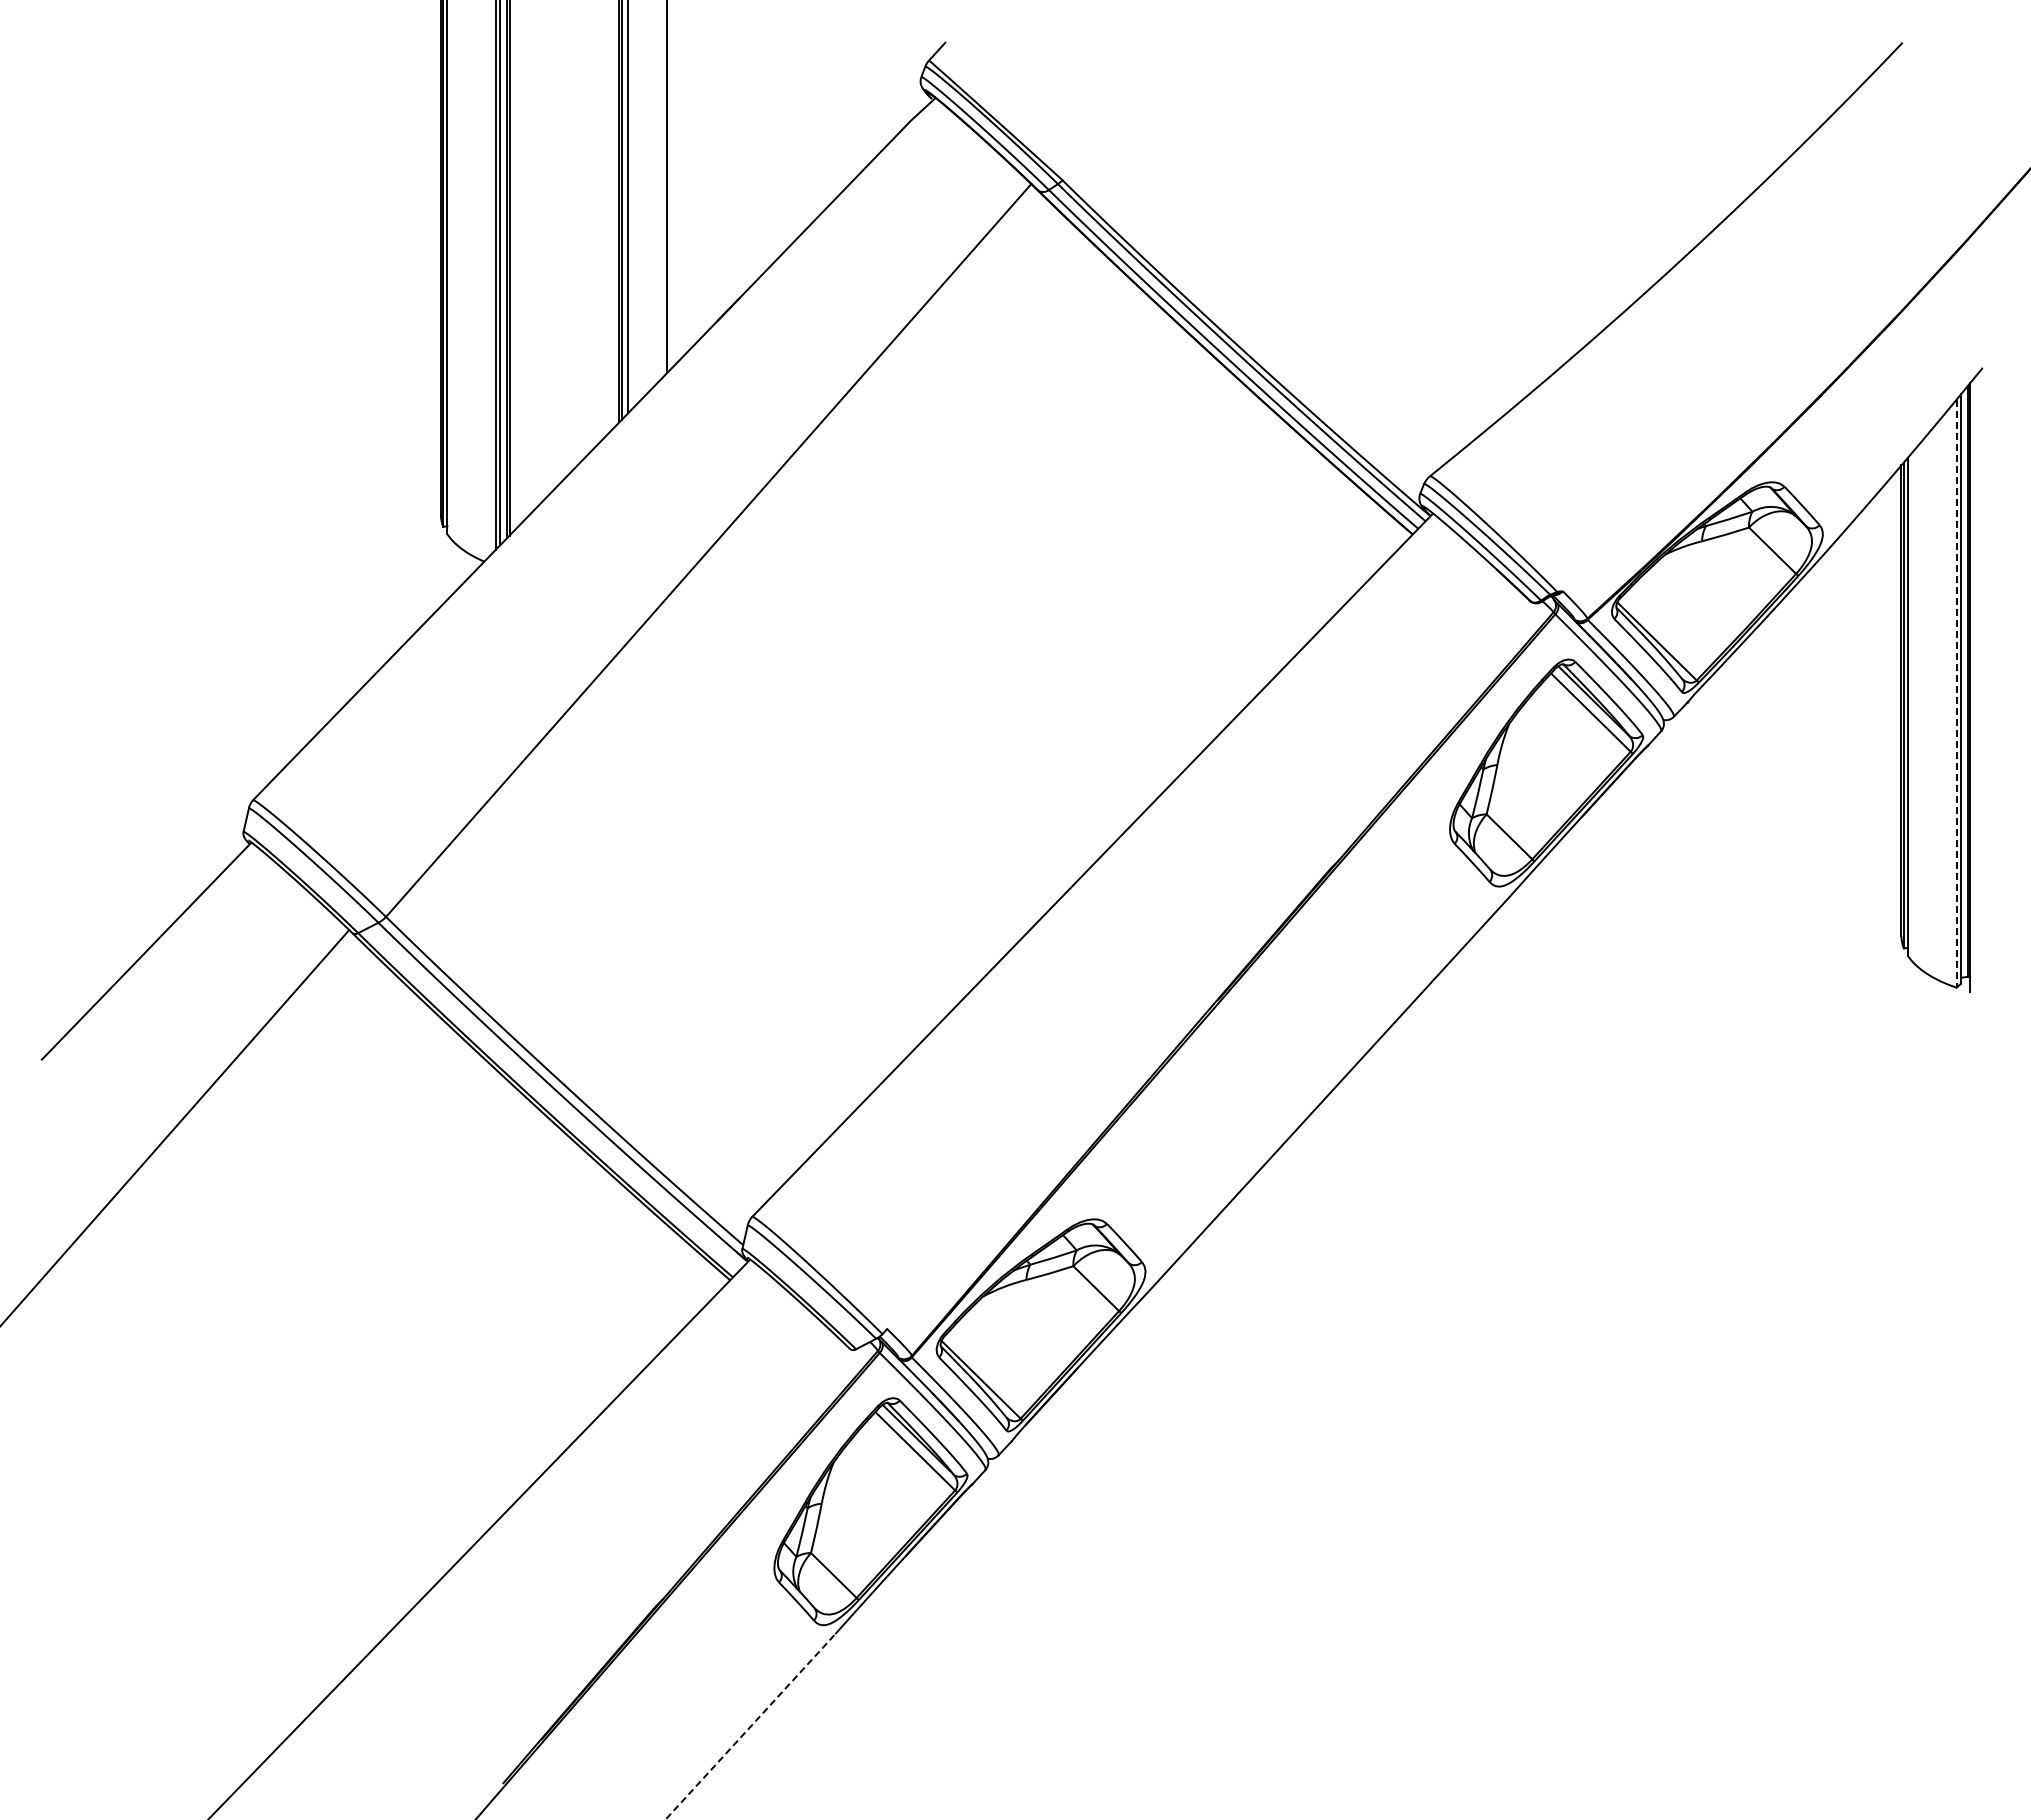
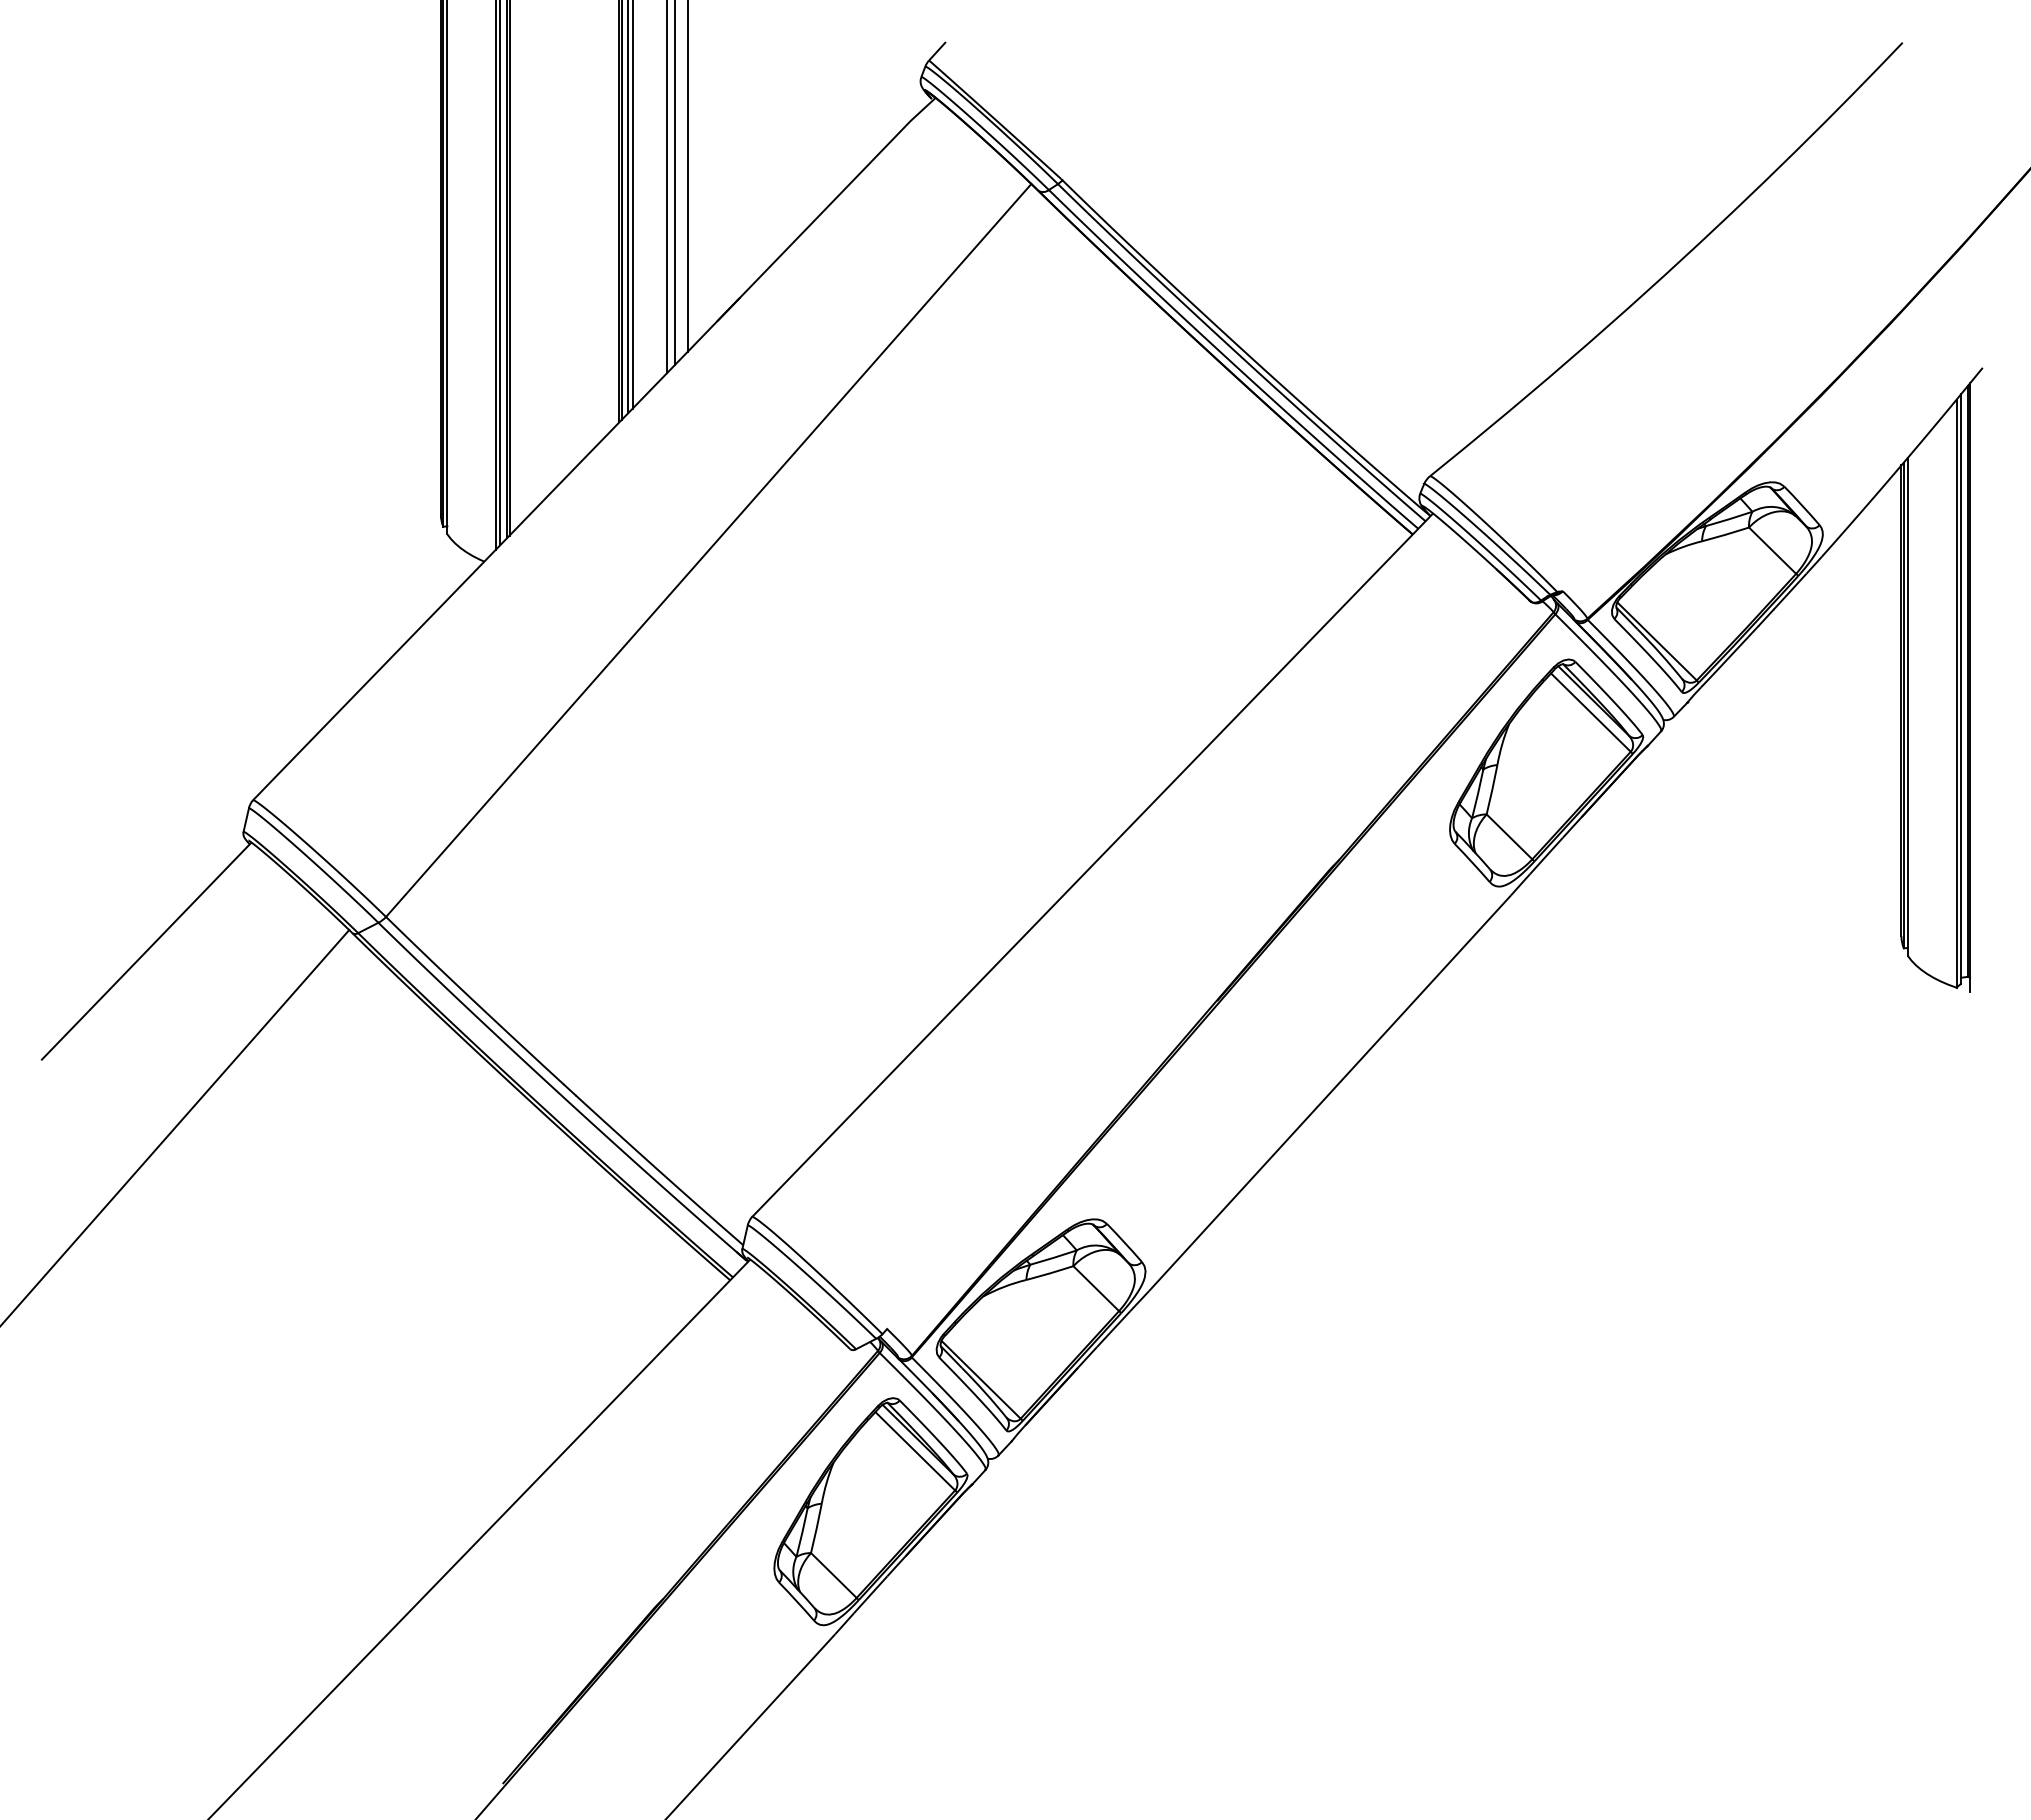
line: none -> present (687, 176)
line: none -> present (675, 183)
line: none -> present (632, 205)
line: dashed -> solid (1956, 693)
line: dashed -> solid (750, 1726)
